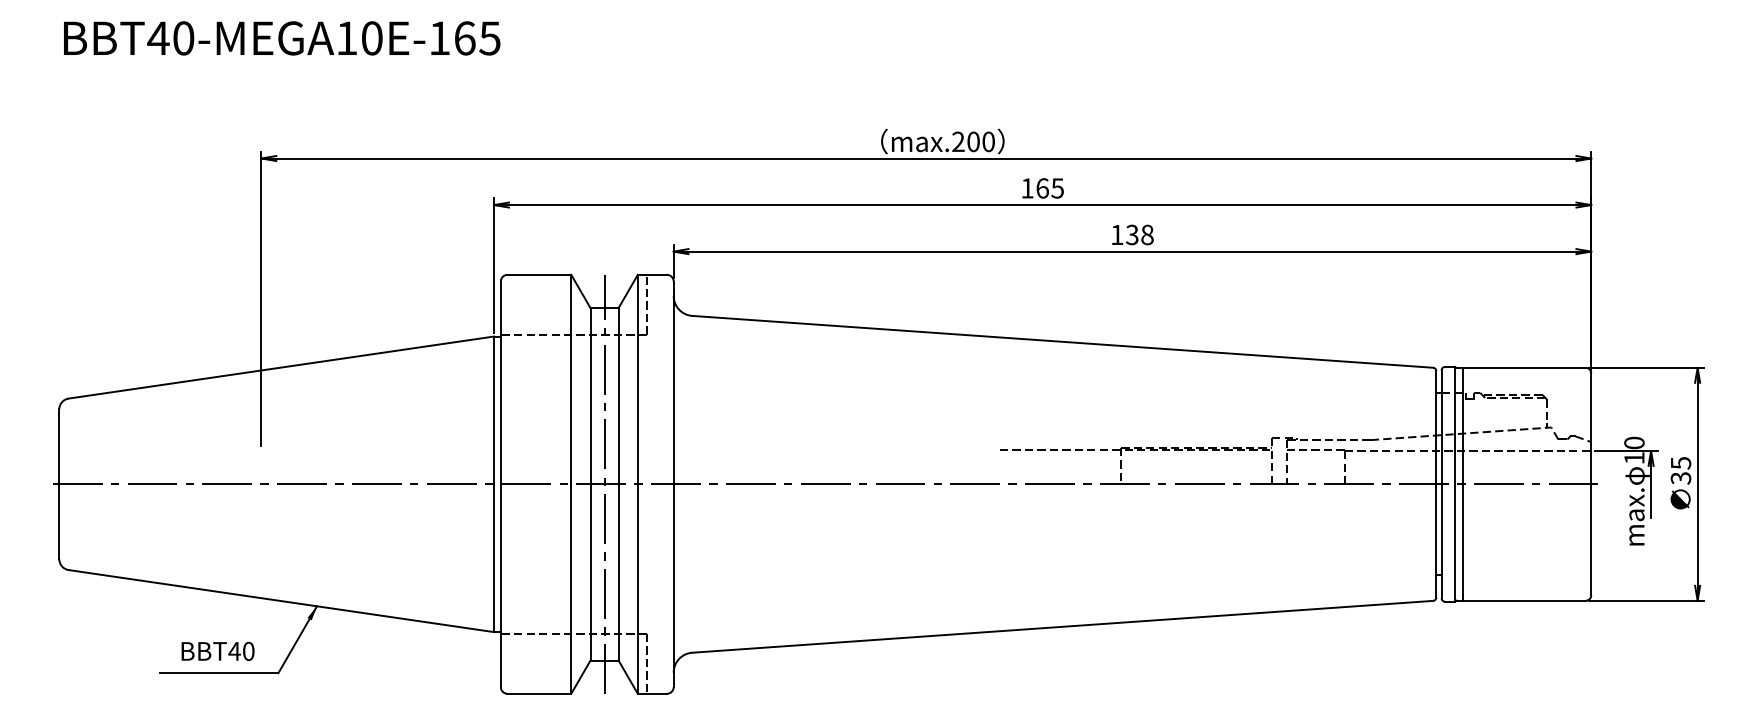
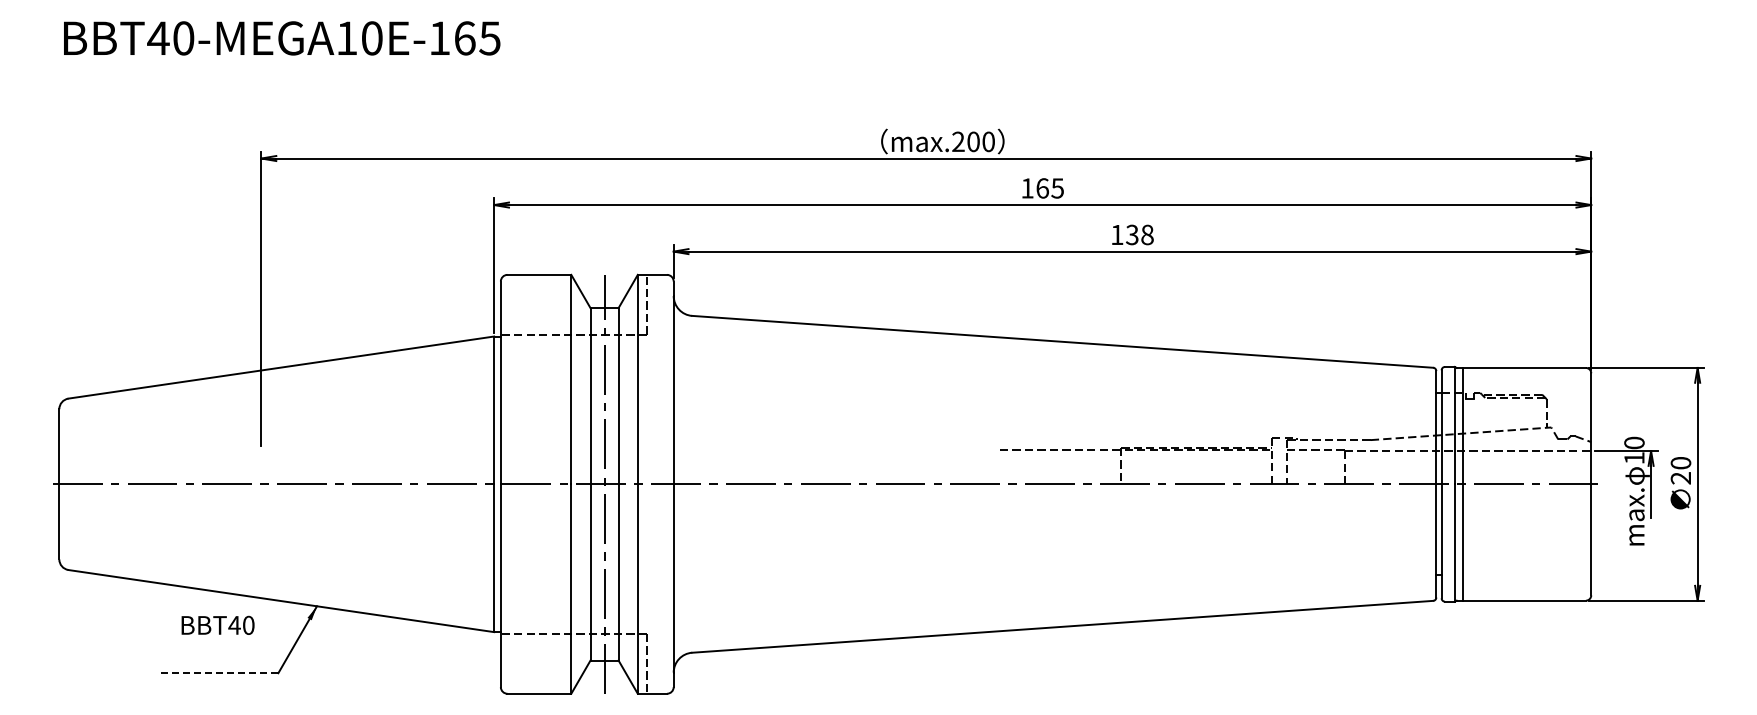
text: 35 -> 20 (1680, 470)
text position: (217, 650) -> (217, 624) (217, 624)
line: solid -> dashed (219, 673)
